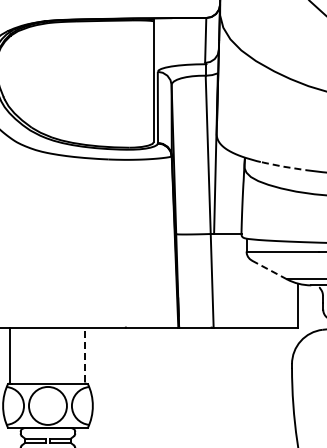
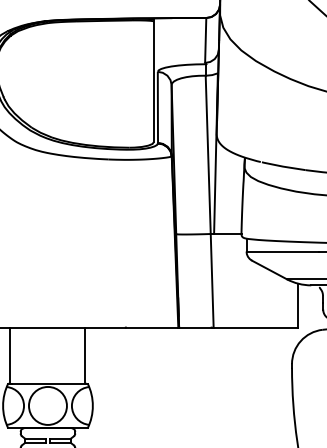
line: dashed -> solid (283, 166)
line: dashed -> solid (269, 270)
line: dashed -> solid (85, 354)
